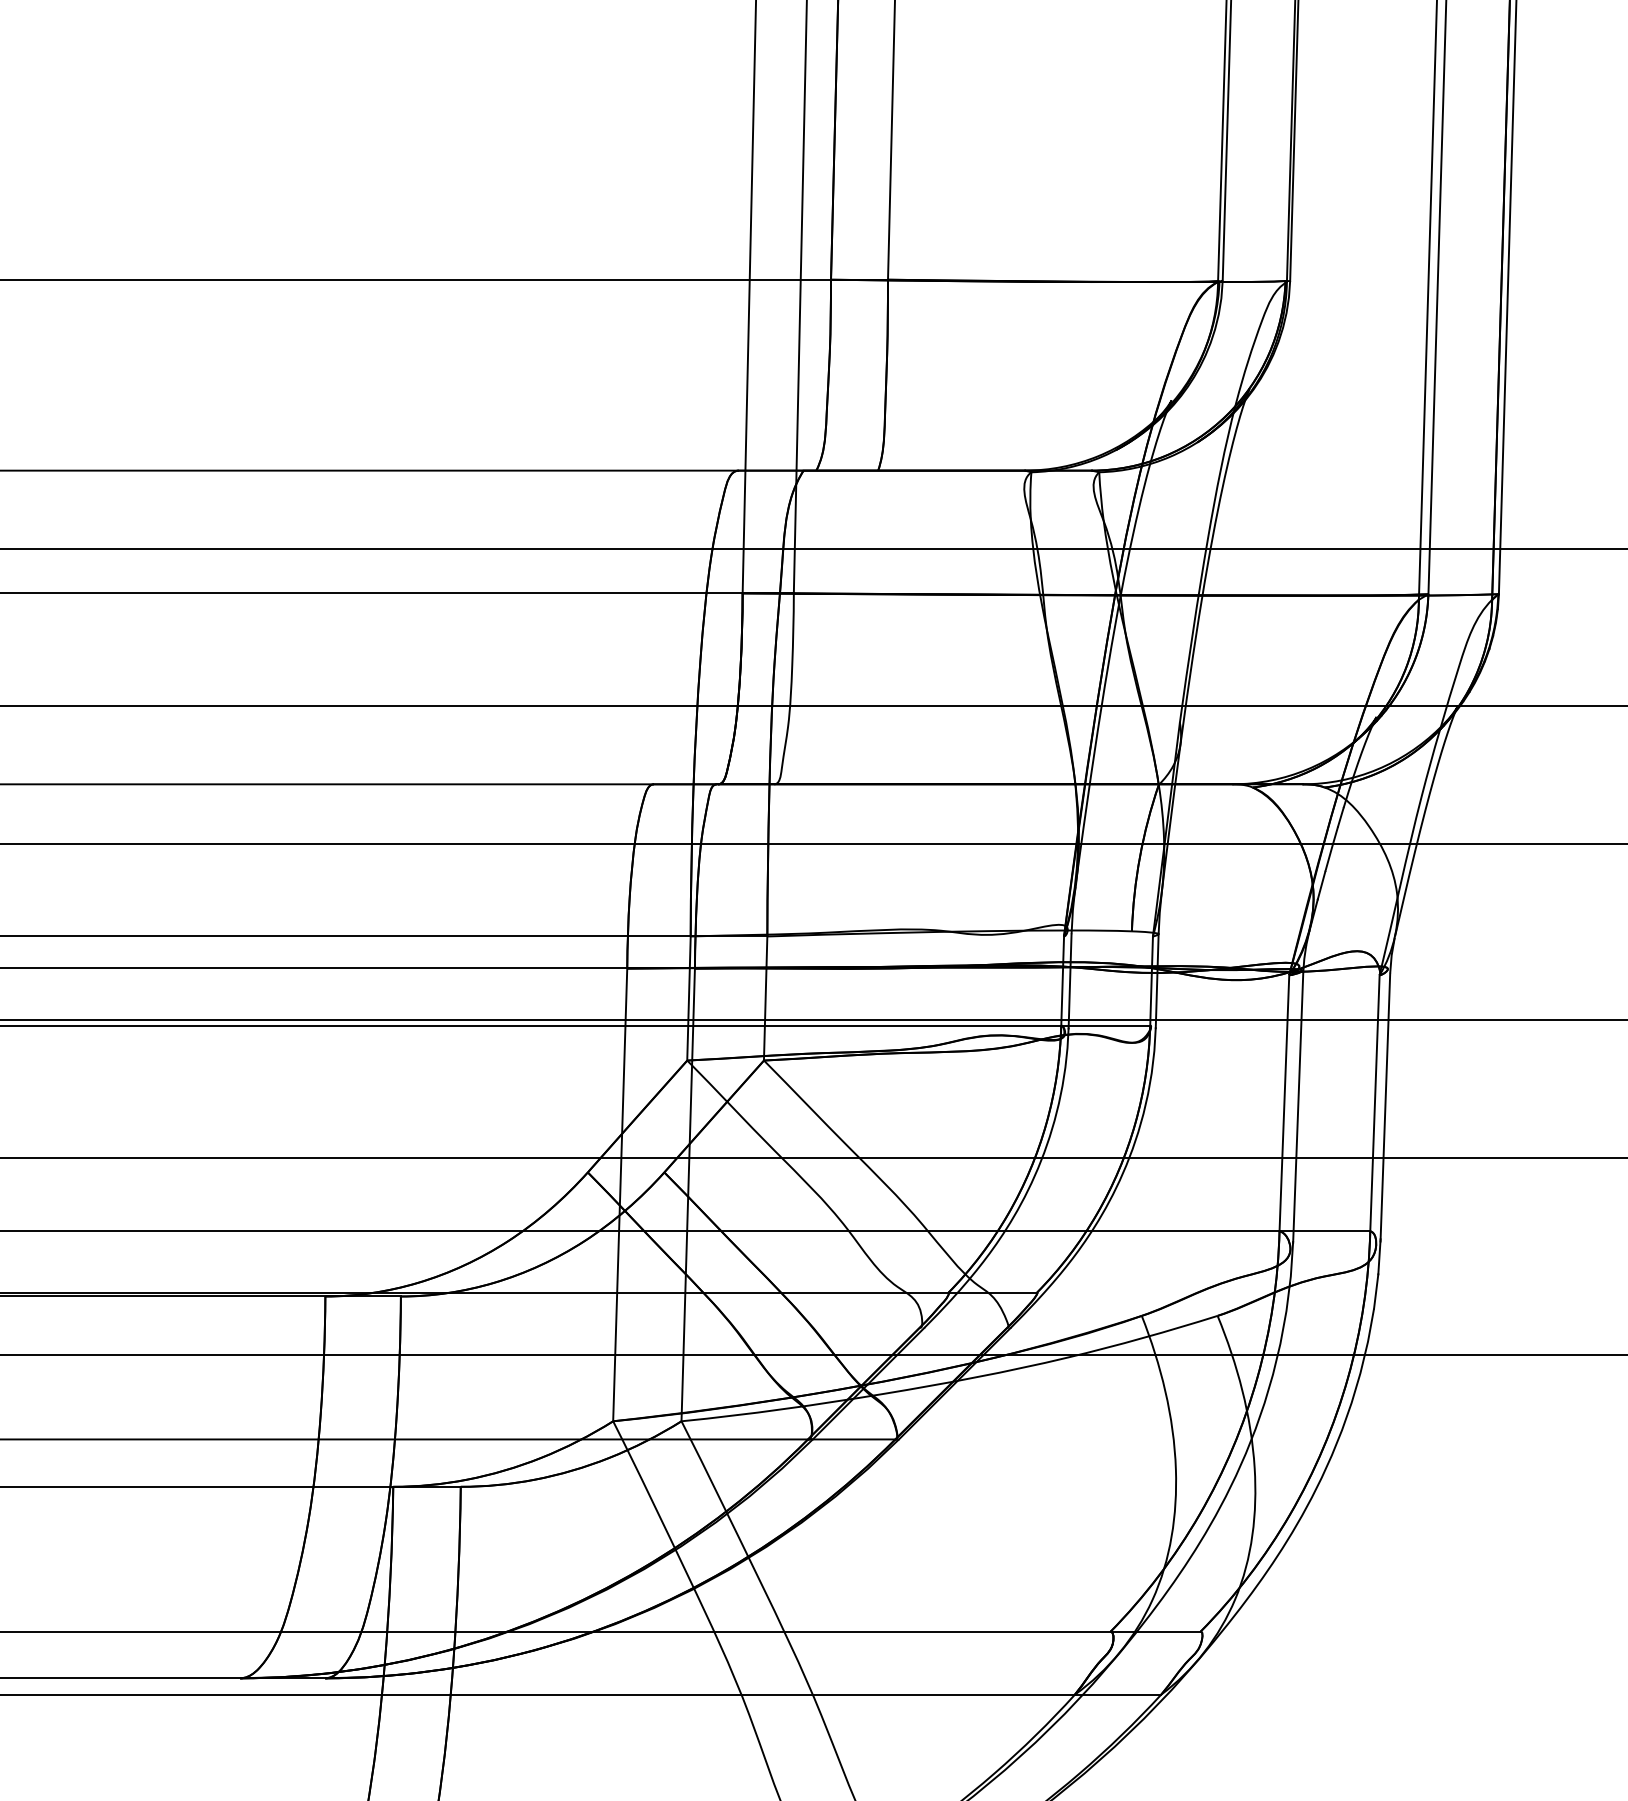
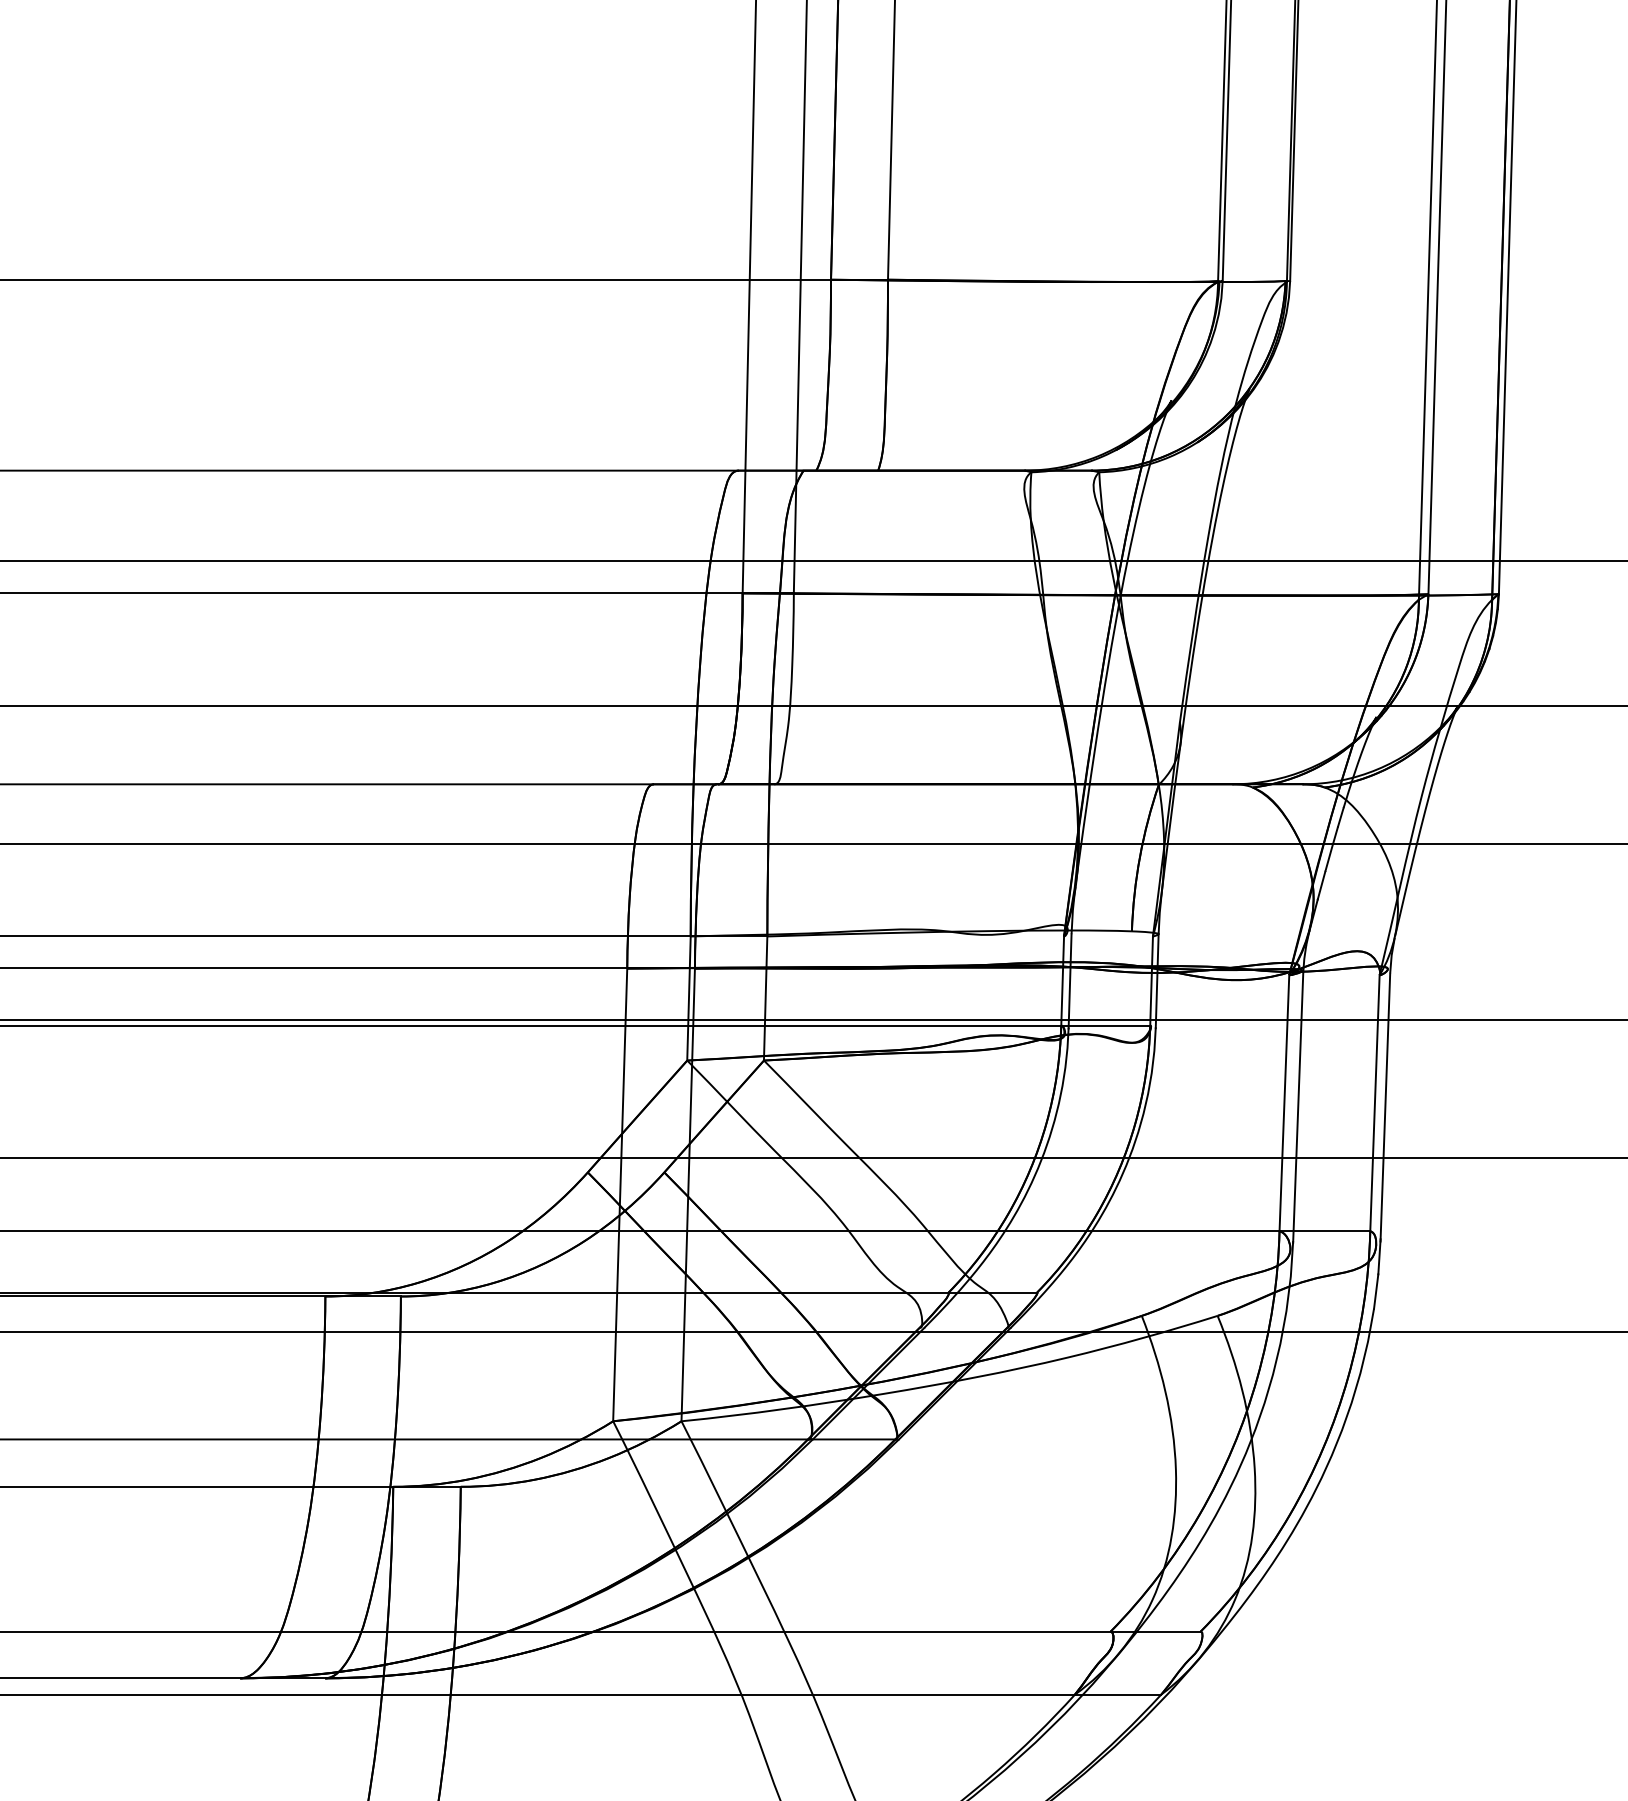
line position: (813, 549) -> (813, 561) (813, 561)
line position: (813, 1354) -> (813, 1331) (813, 1331)
